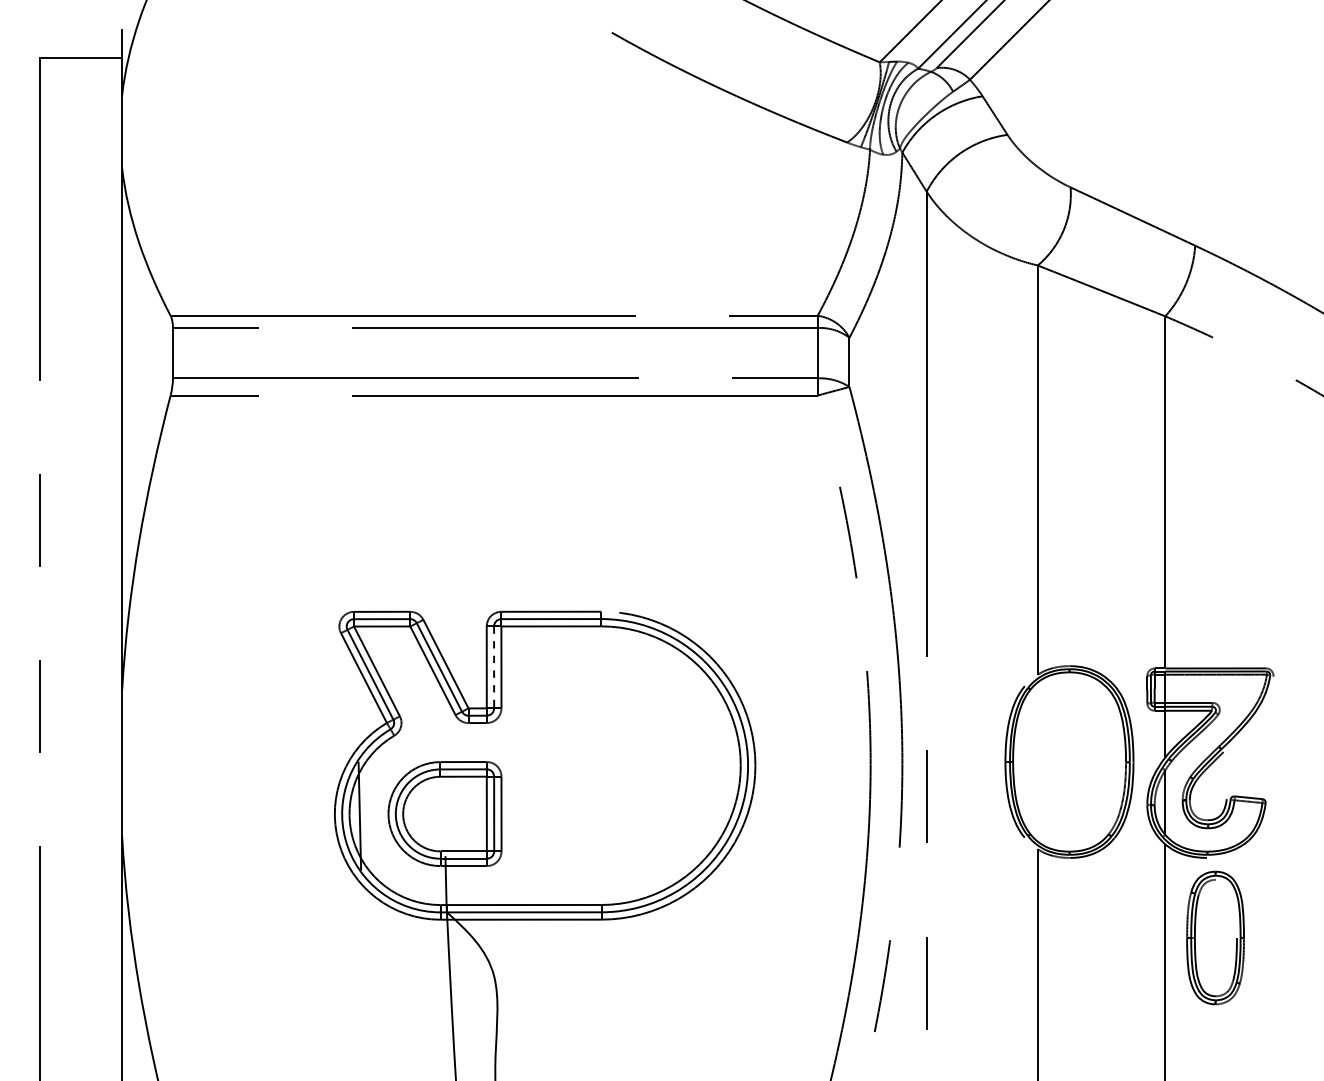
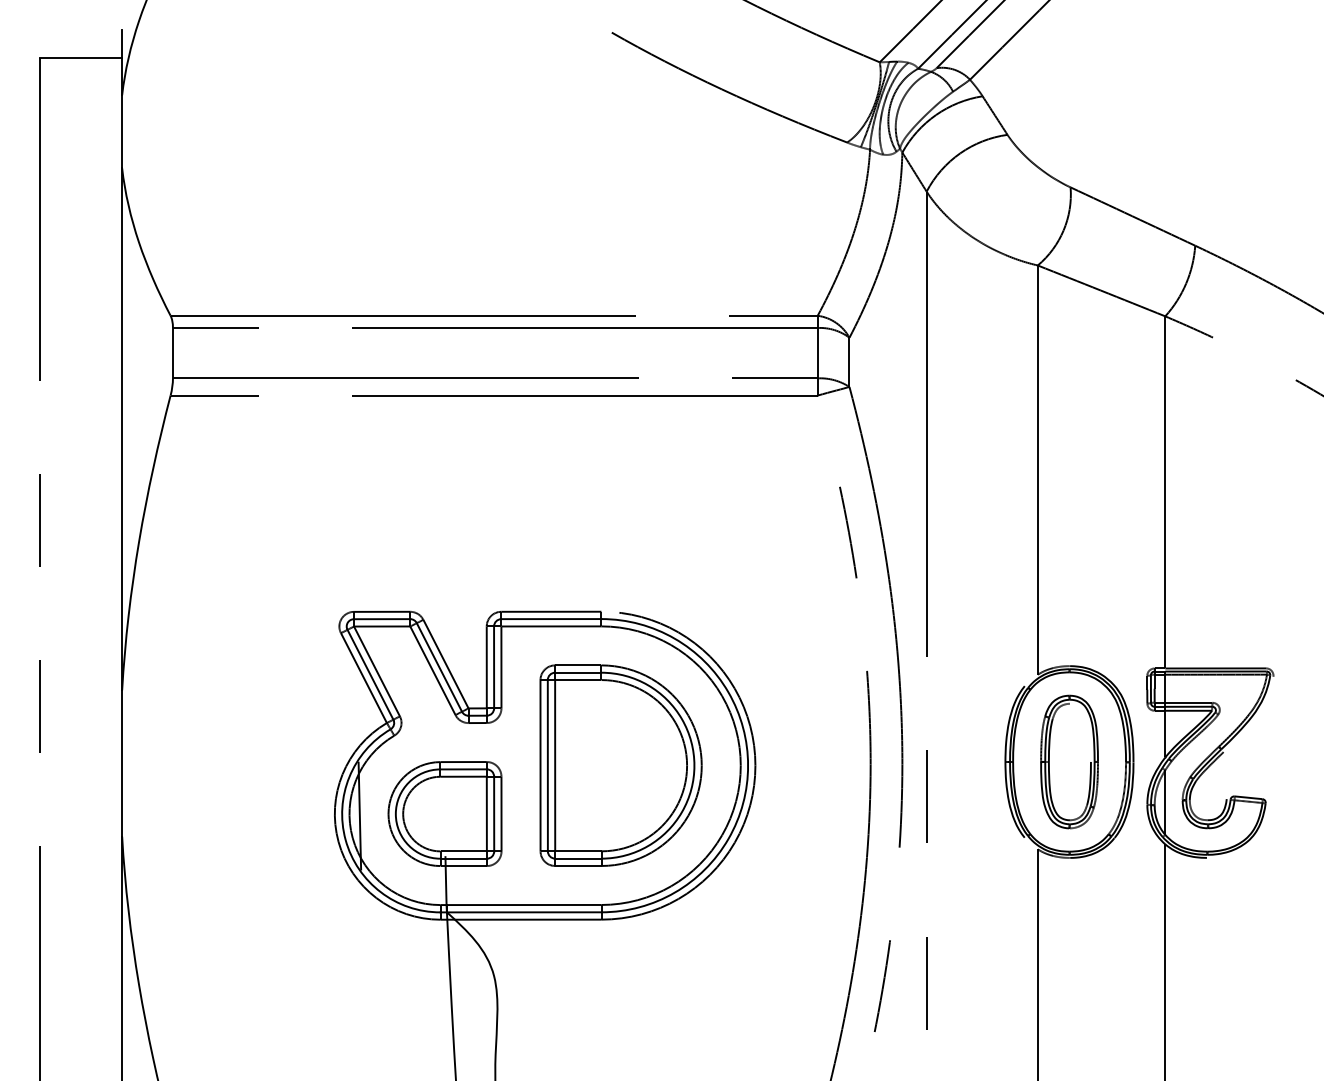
line: dashed -> solid (494, 667)
part: none -> present (620, 765)
part position: (1215, 937) -> (1069, 761) (1069, 761)
